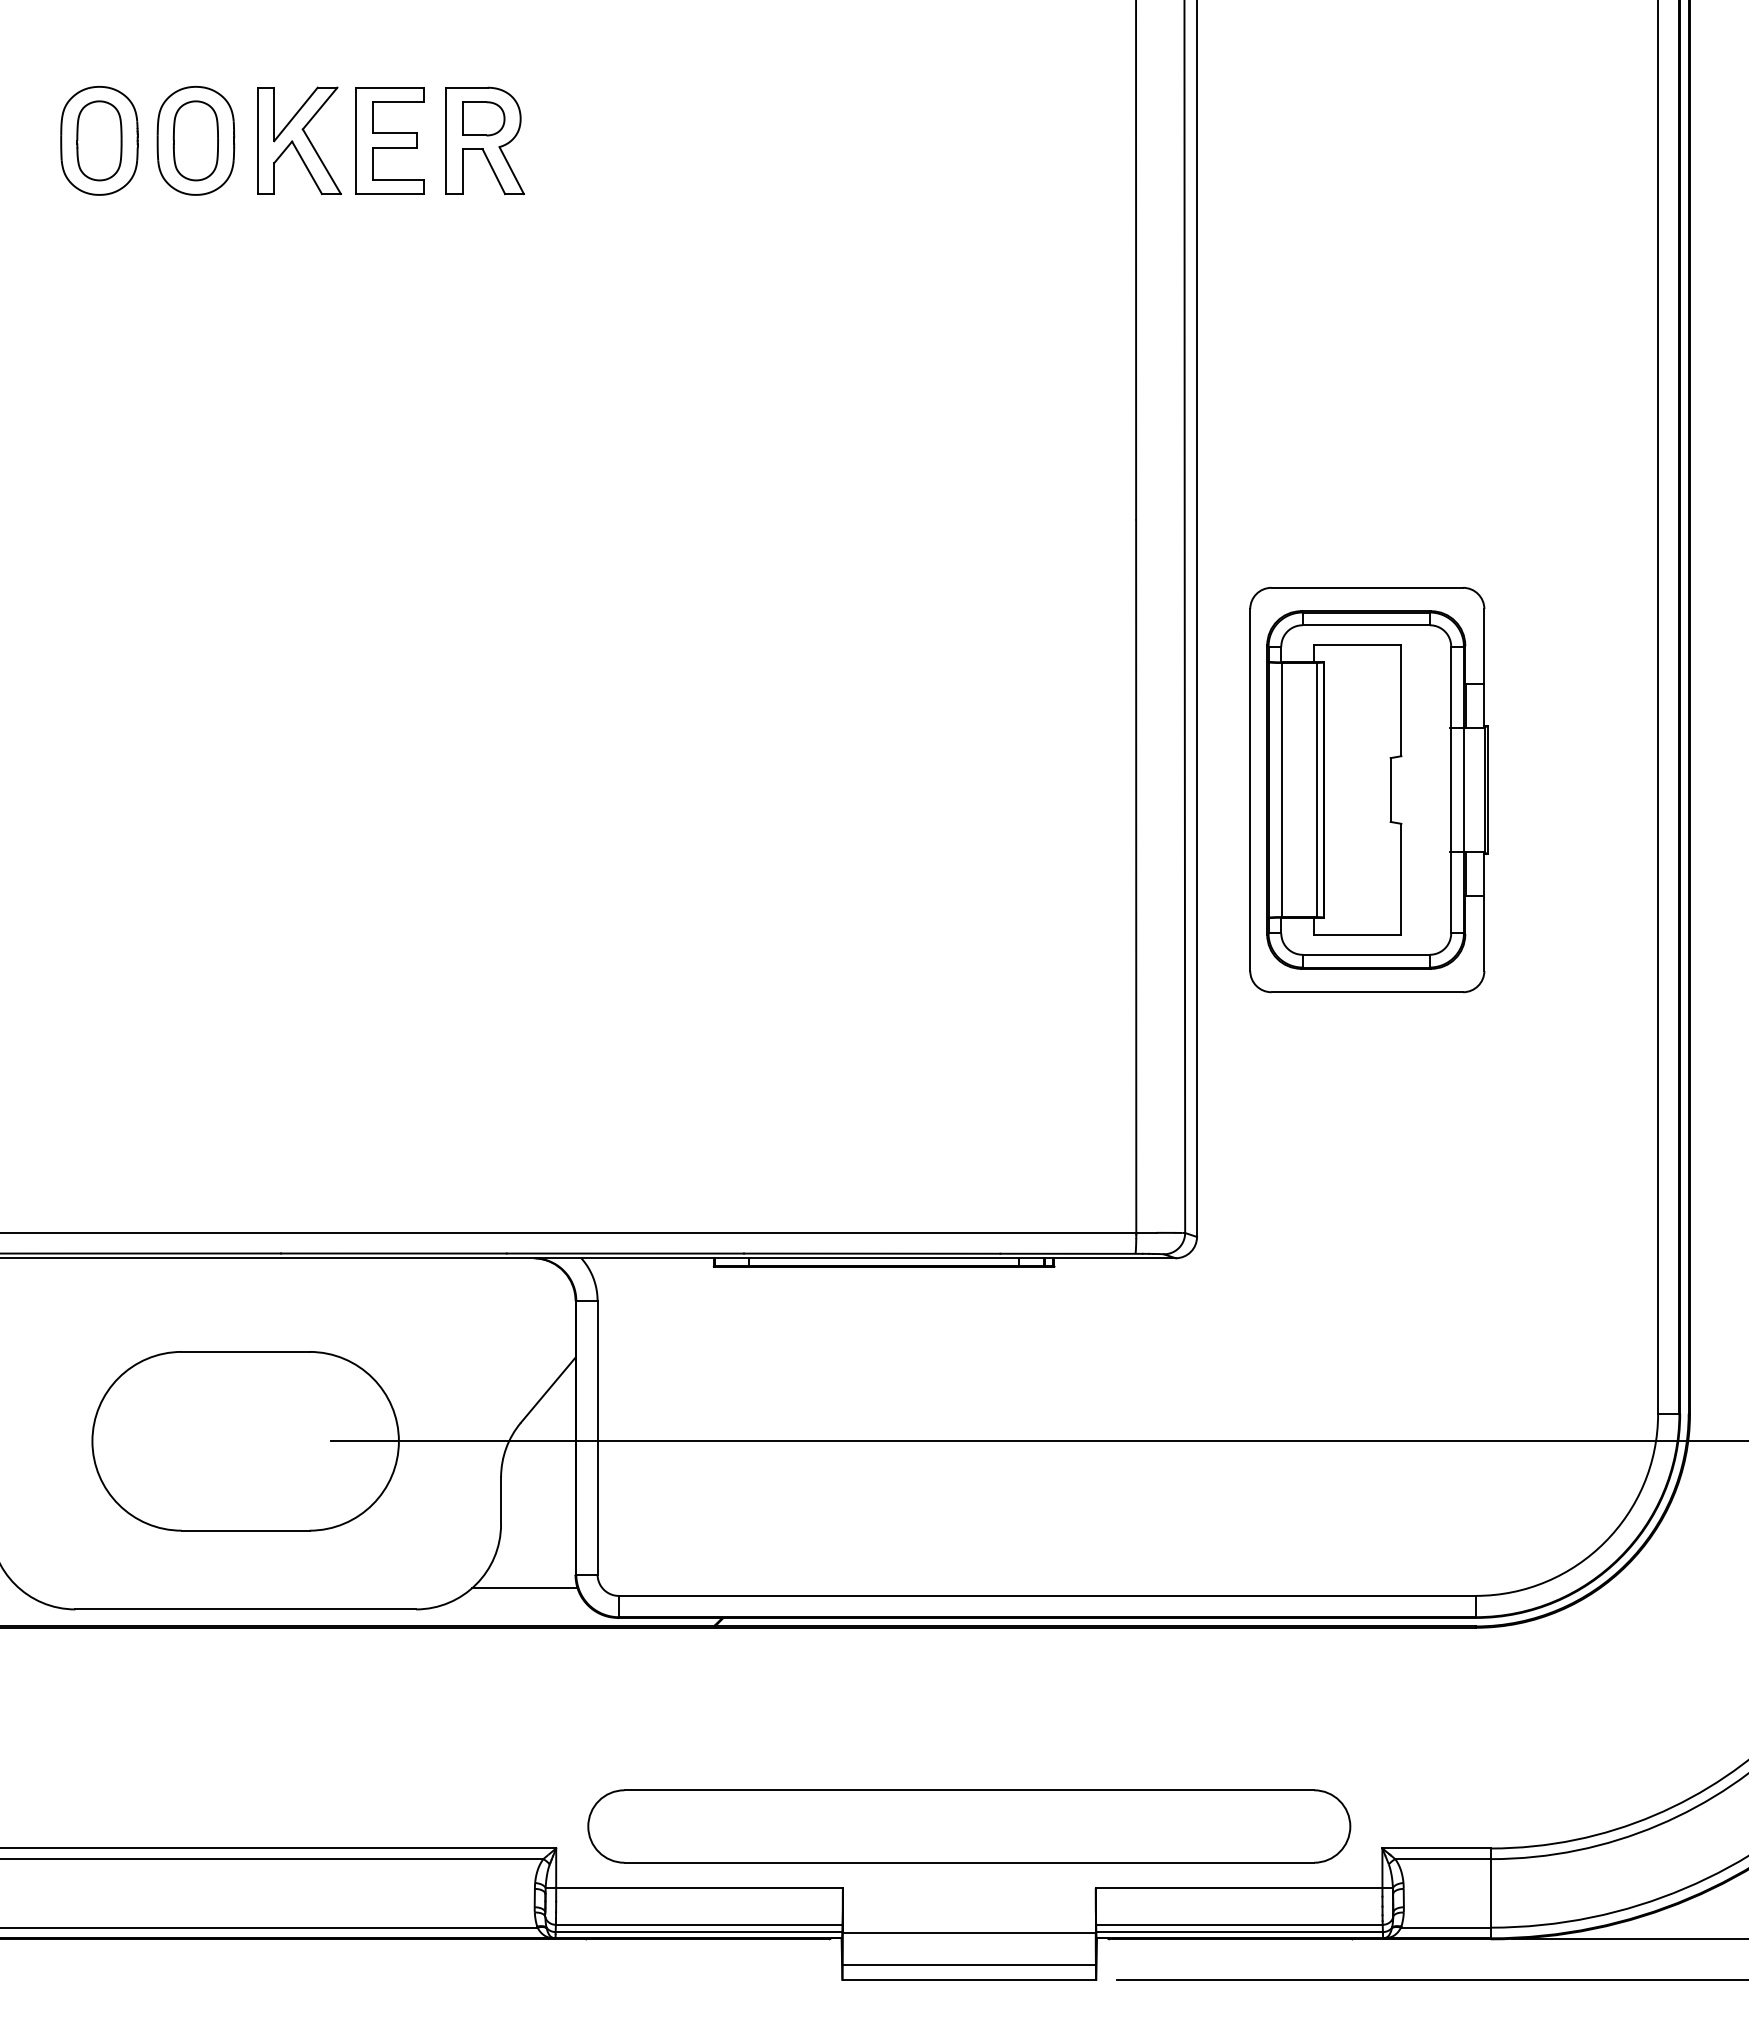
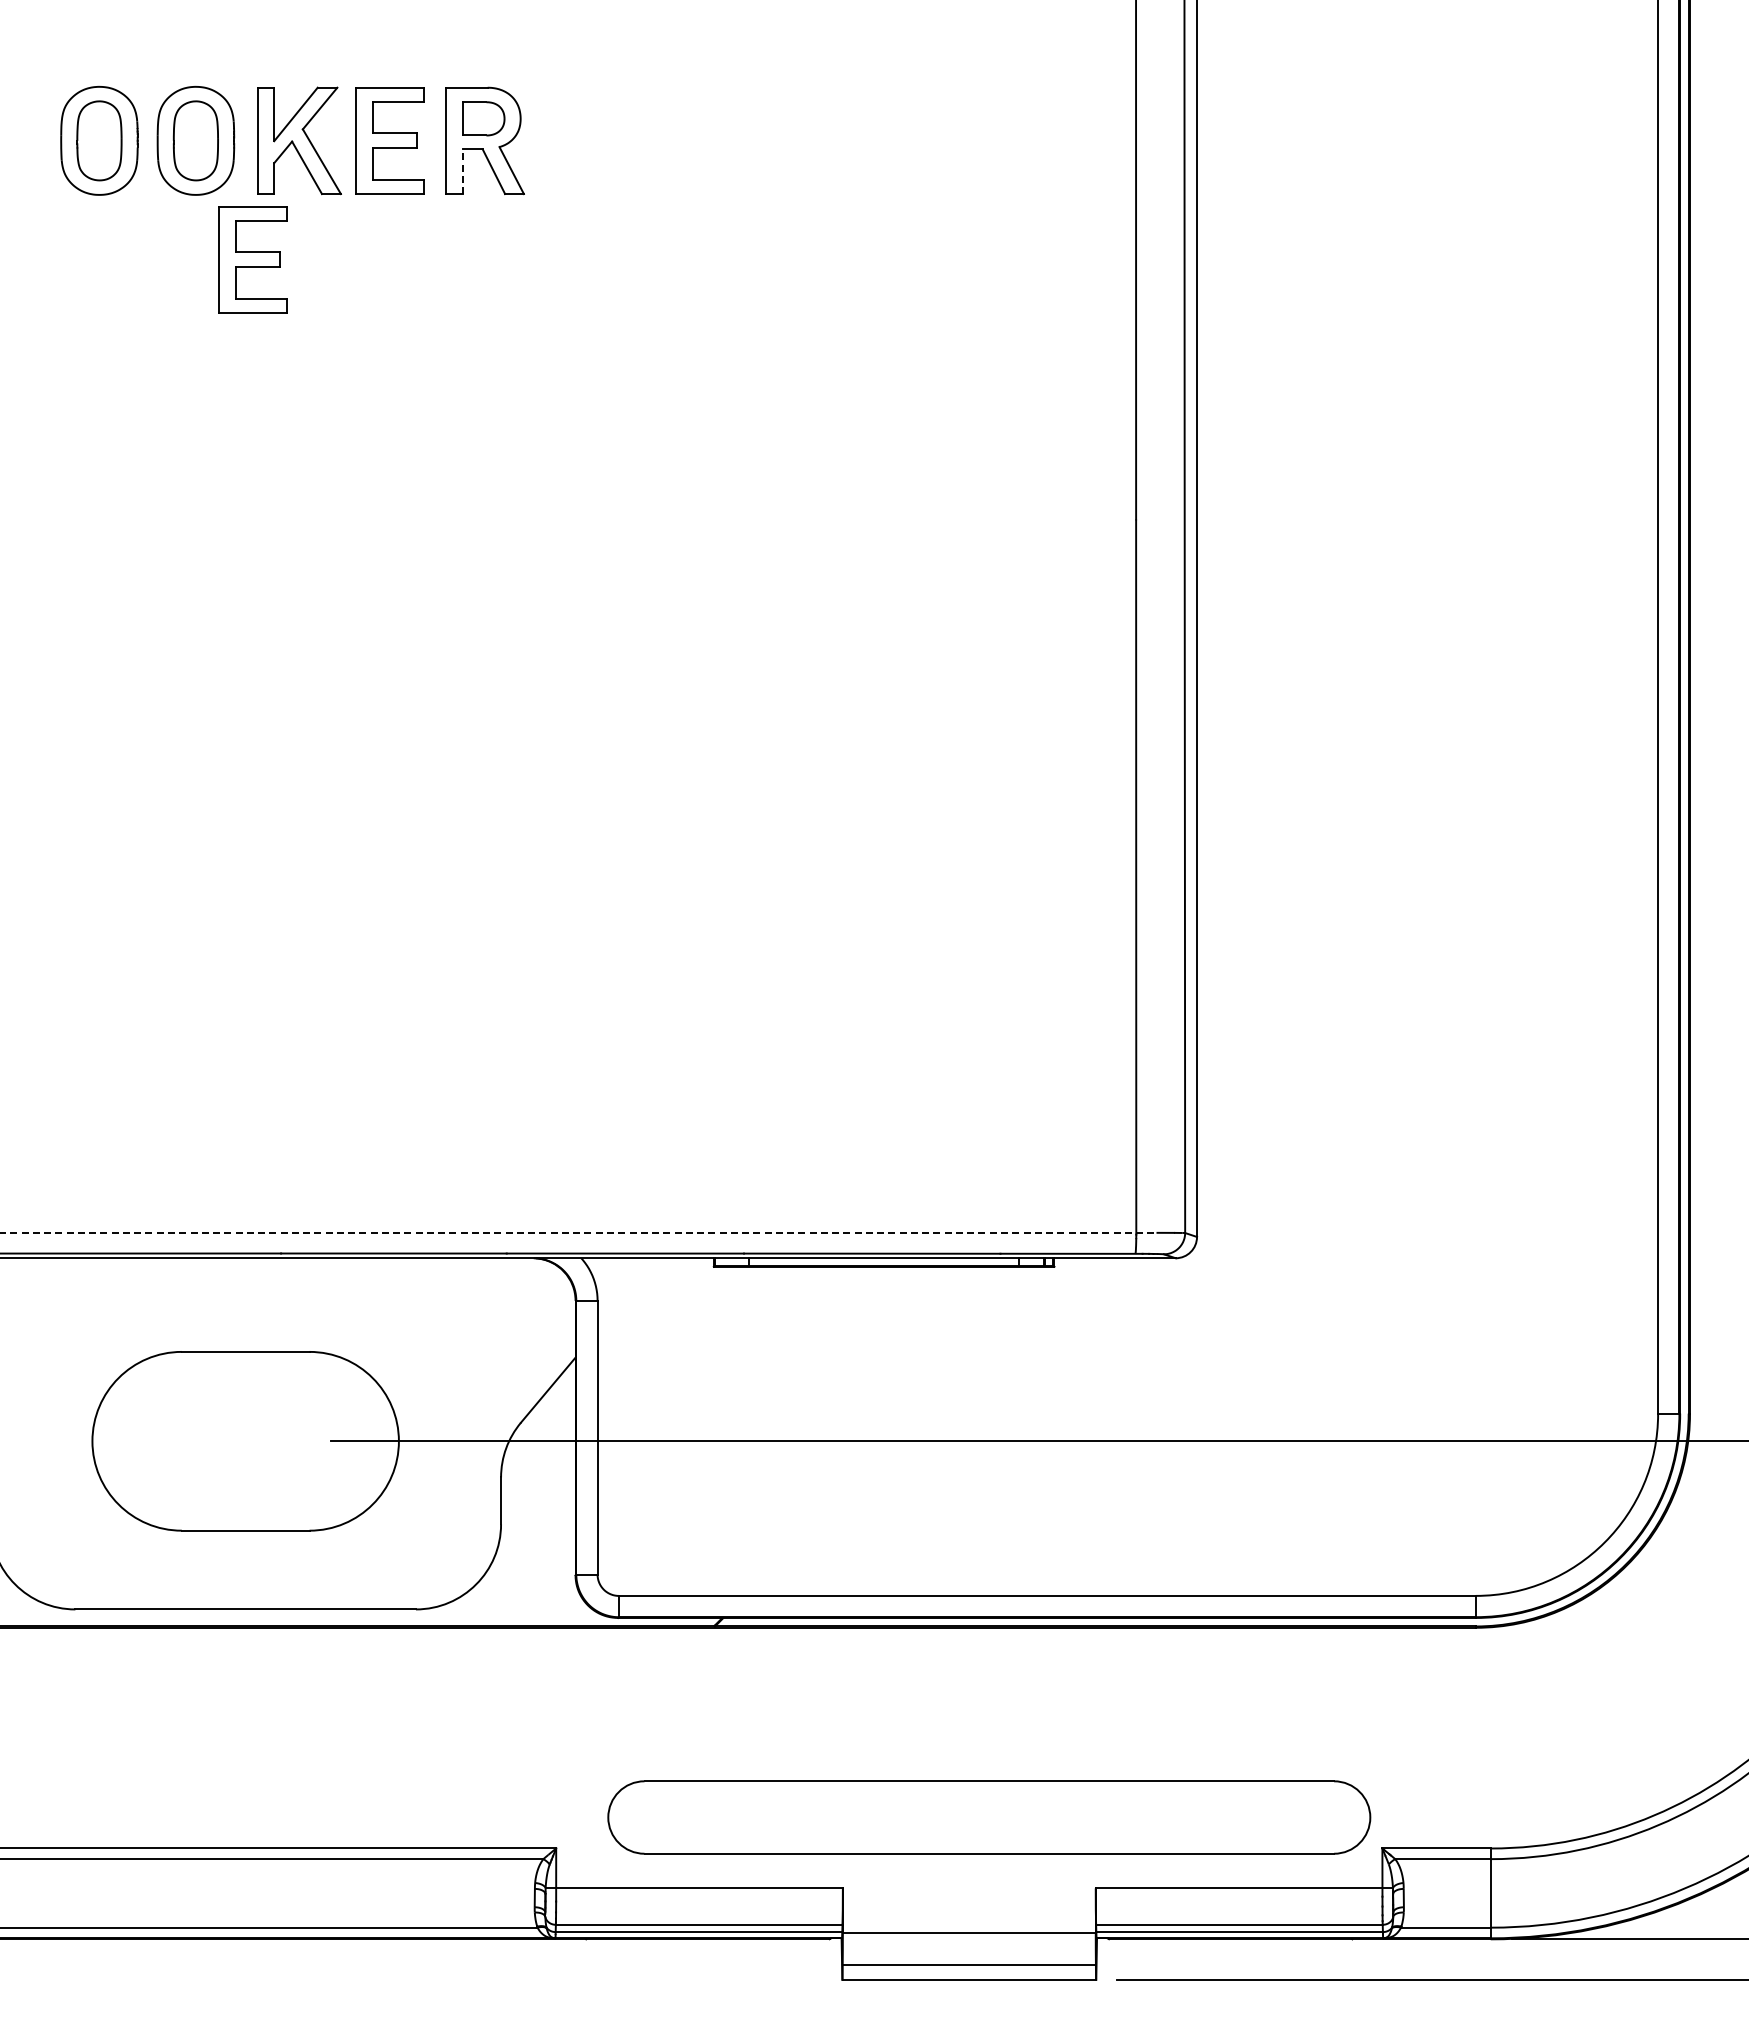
line: solid -> dashed (462, 171)
part: none -> present (252, 259)
part: present -> none (1368, 790)
line: solid -> dashed (579, 1232)
line: present -> none (524, 1588)
part position: (969, 1826) -> (989, 1817) (989, 1817)
